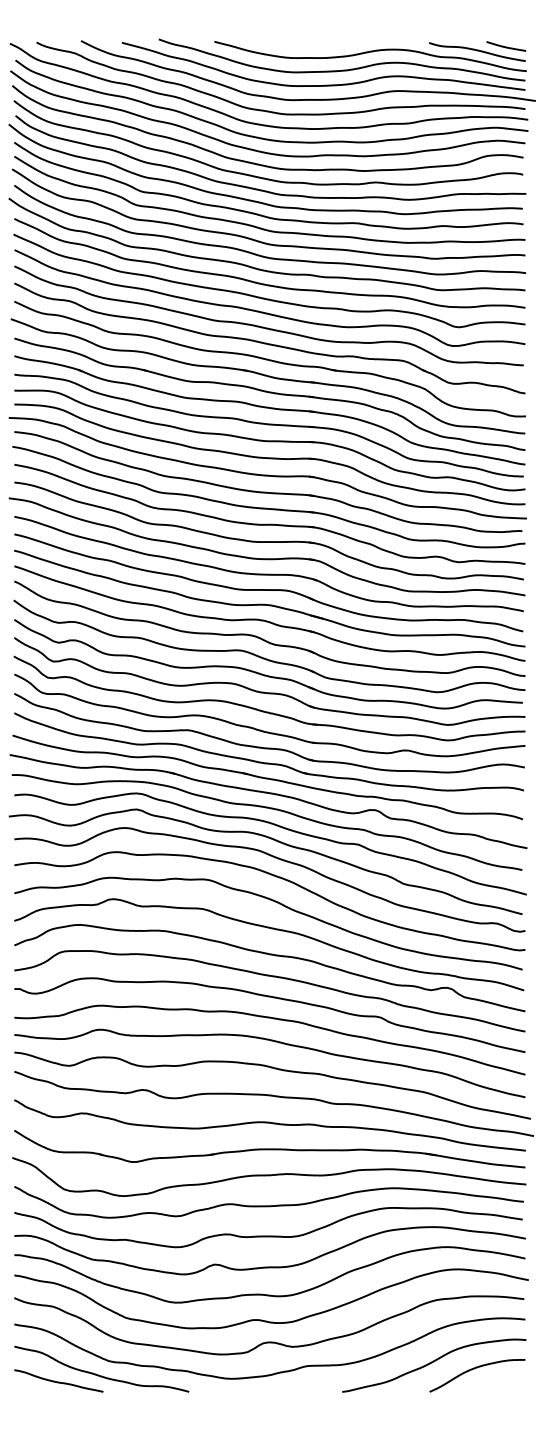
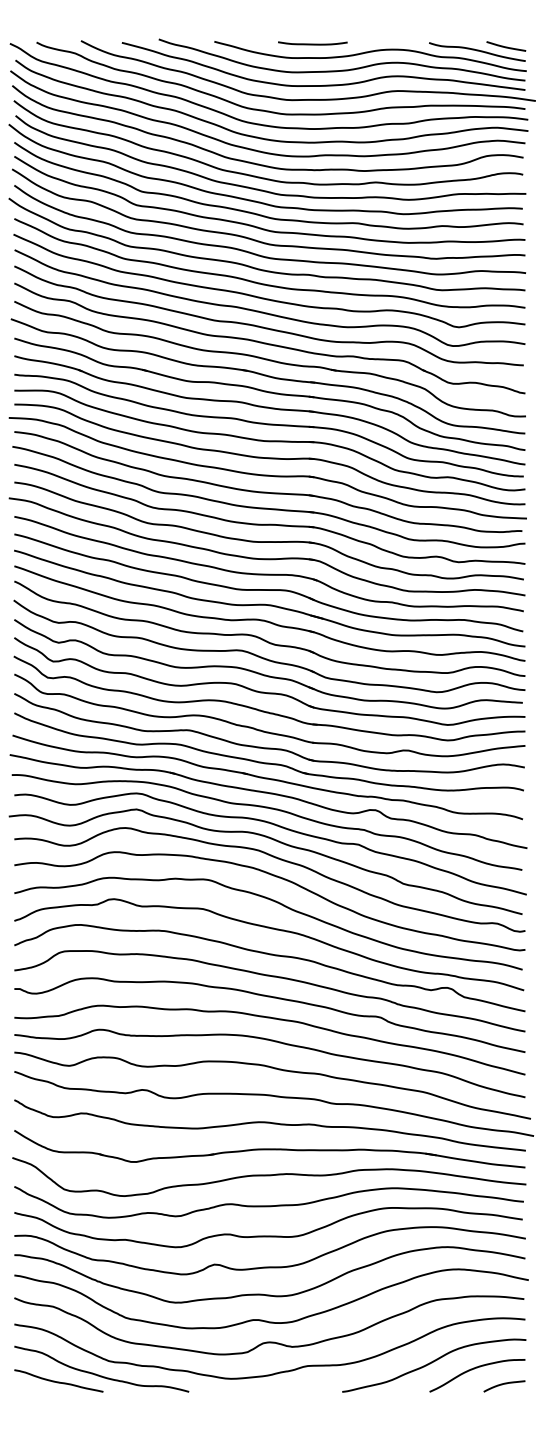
curve: none -> present (312, 43)
curve: none -> present (504, 1384)
